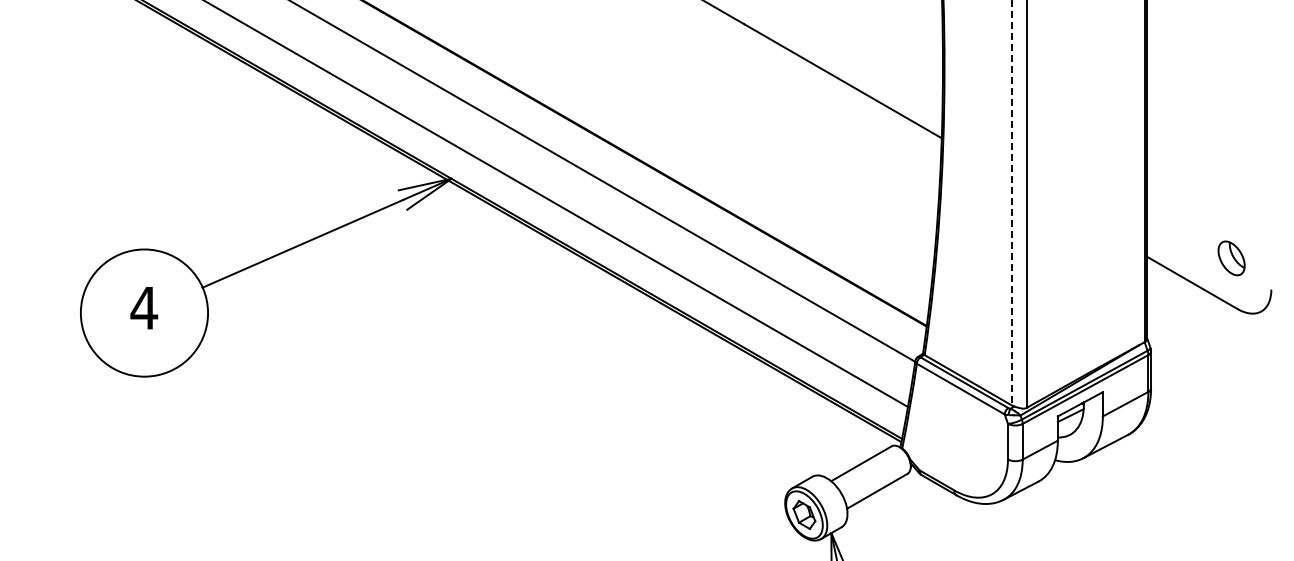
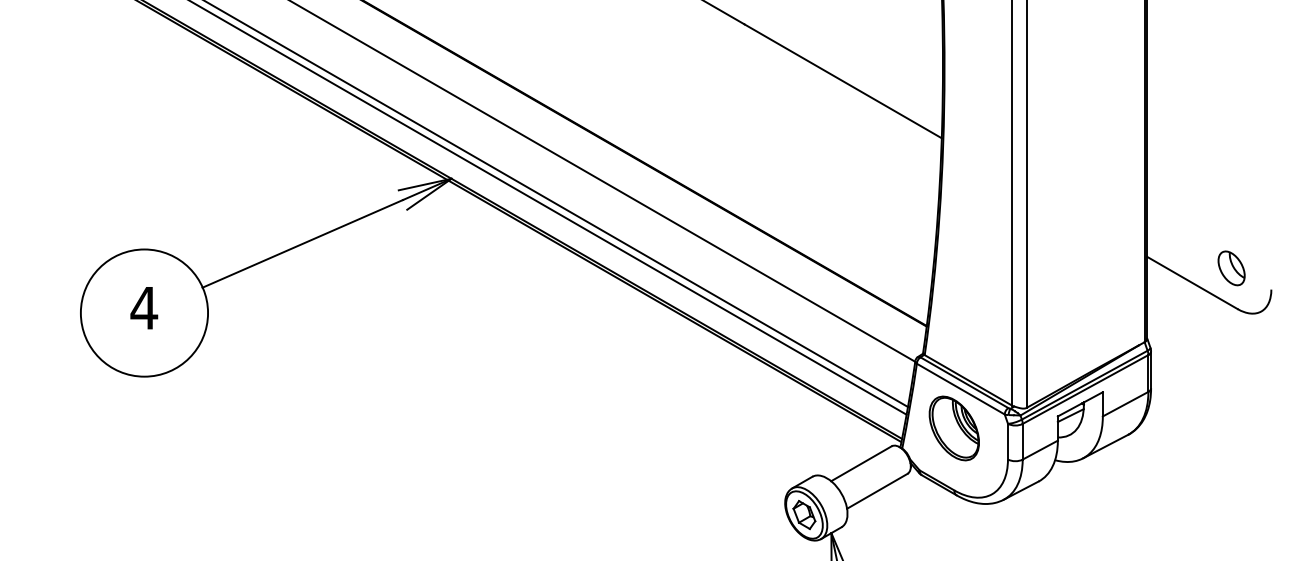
line: dashed -> solid (1011, 203)
line: none -> present (549, 208)
part position: (1231, 258) -> (1231, 268) (1231, 268)
part: none -> present (953, 428)
